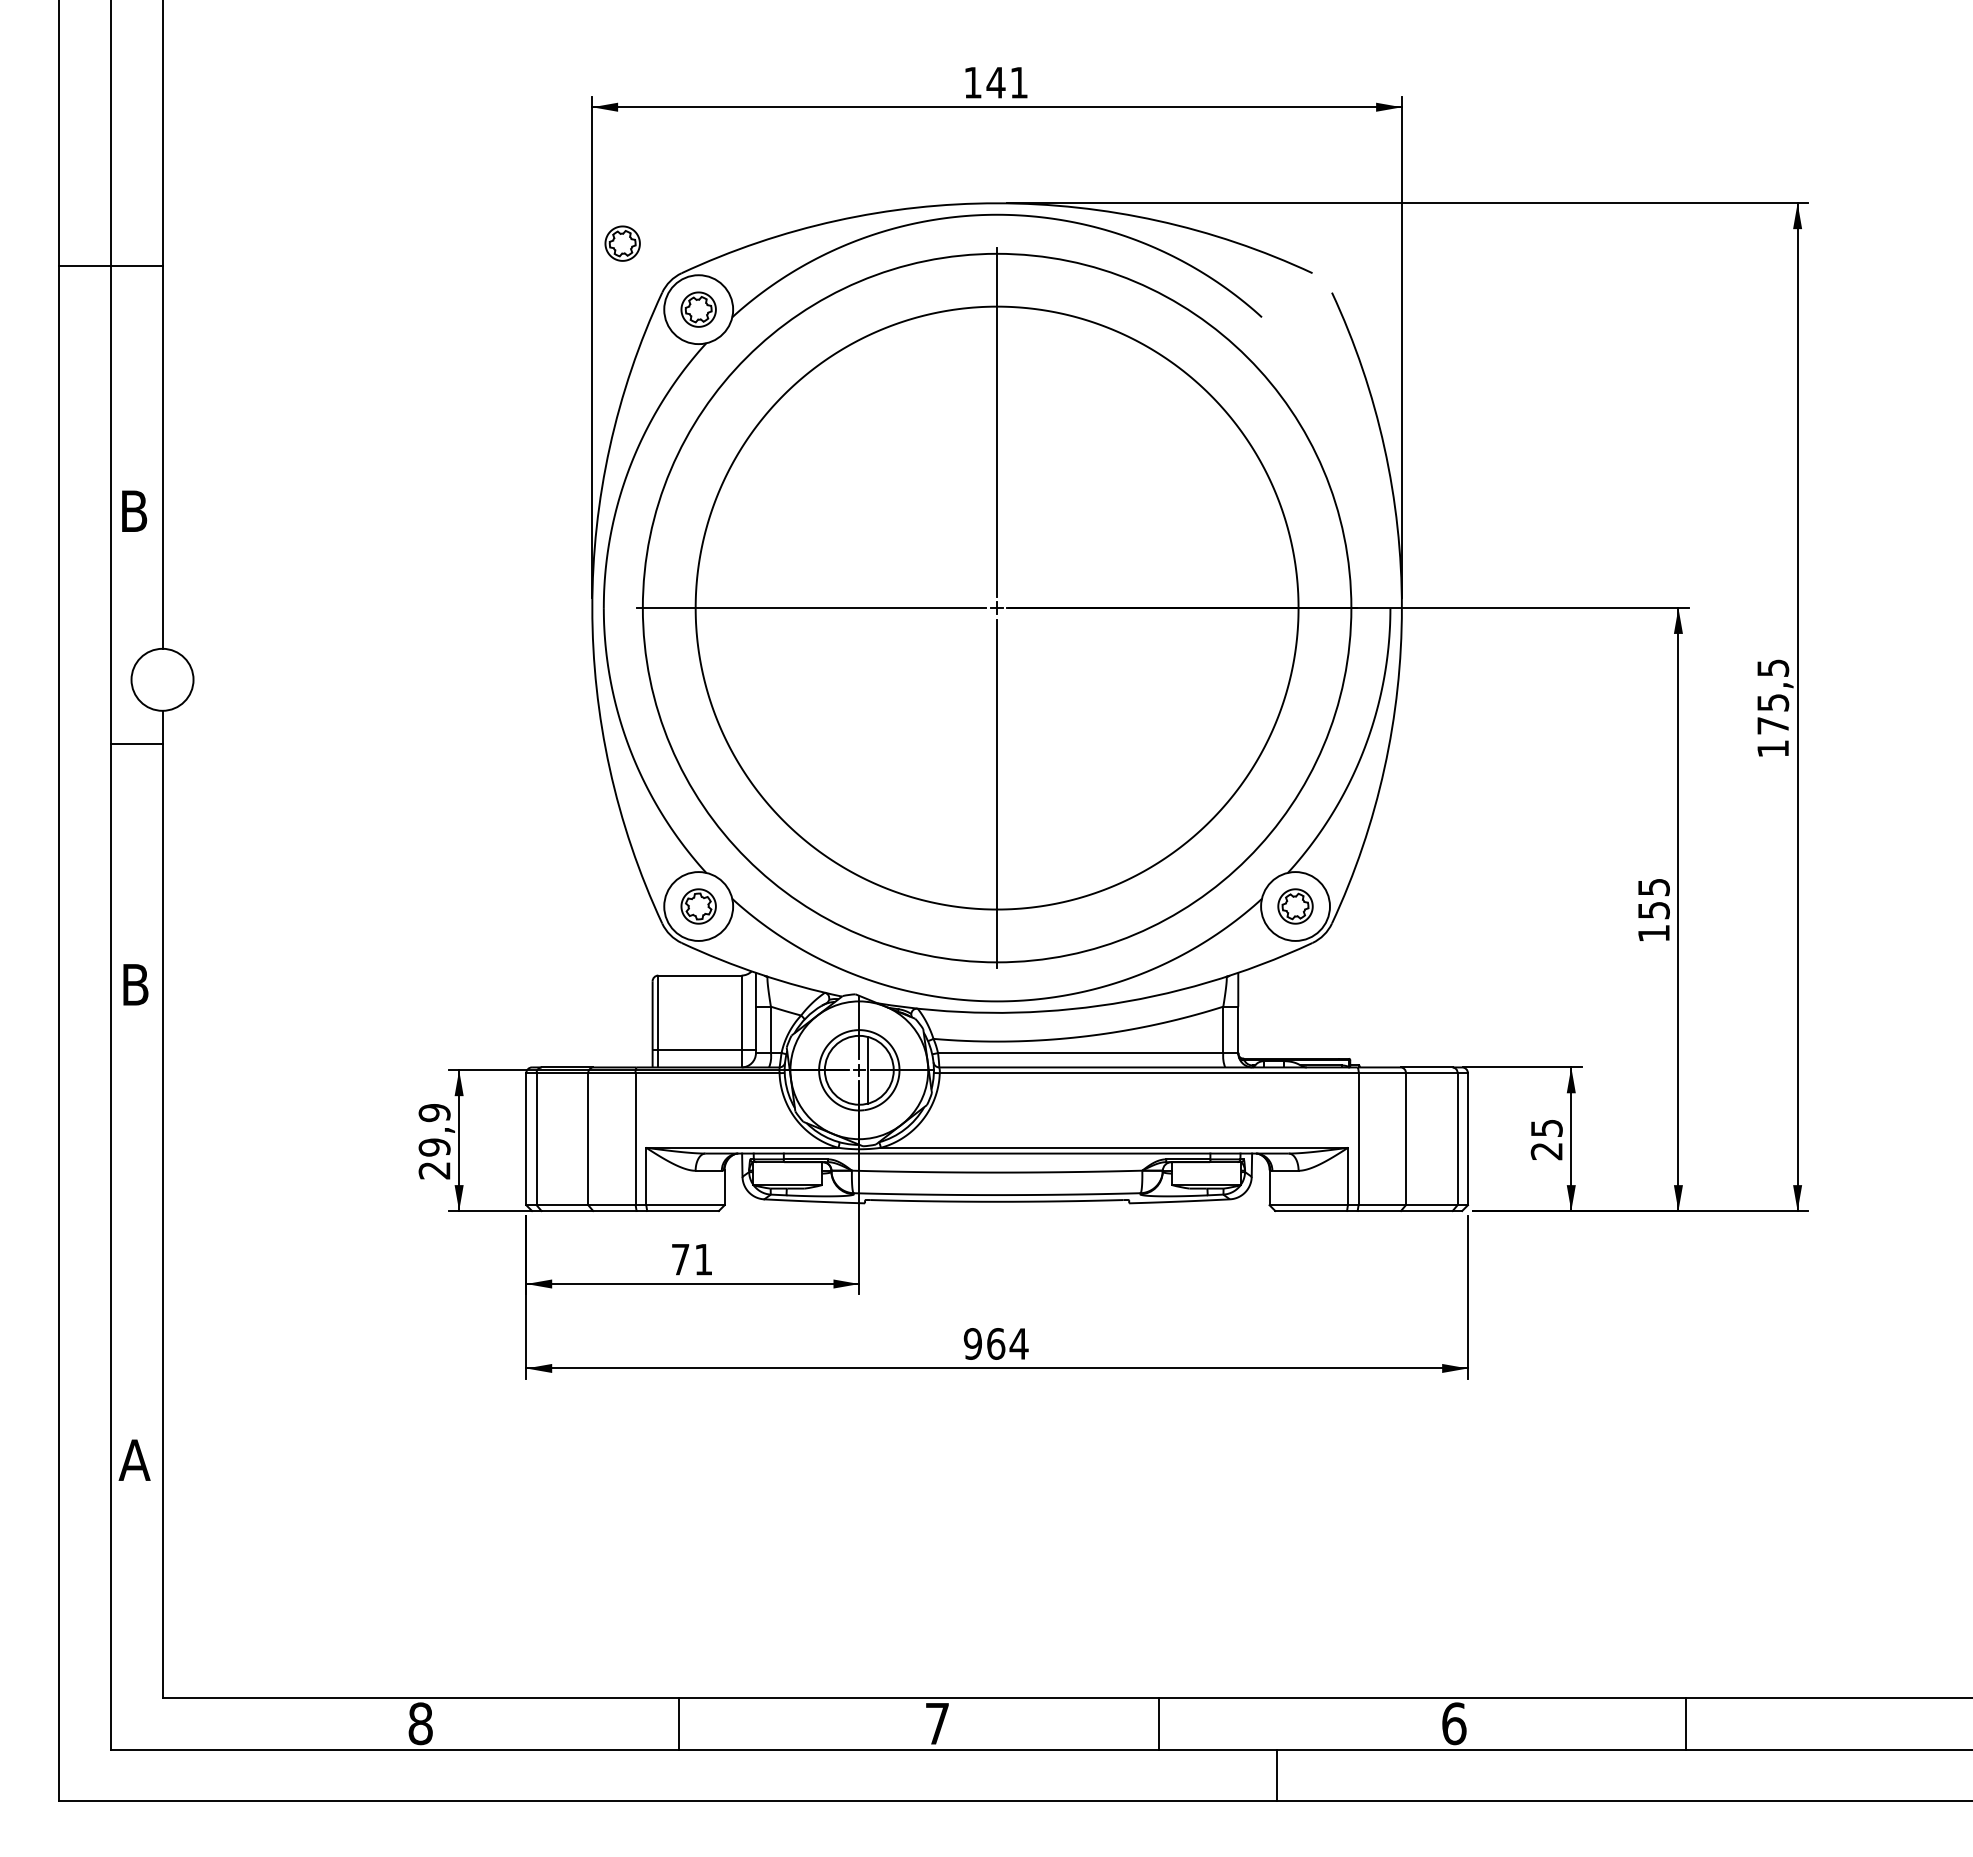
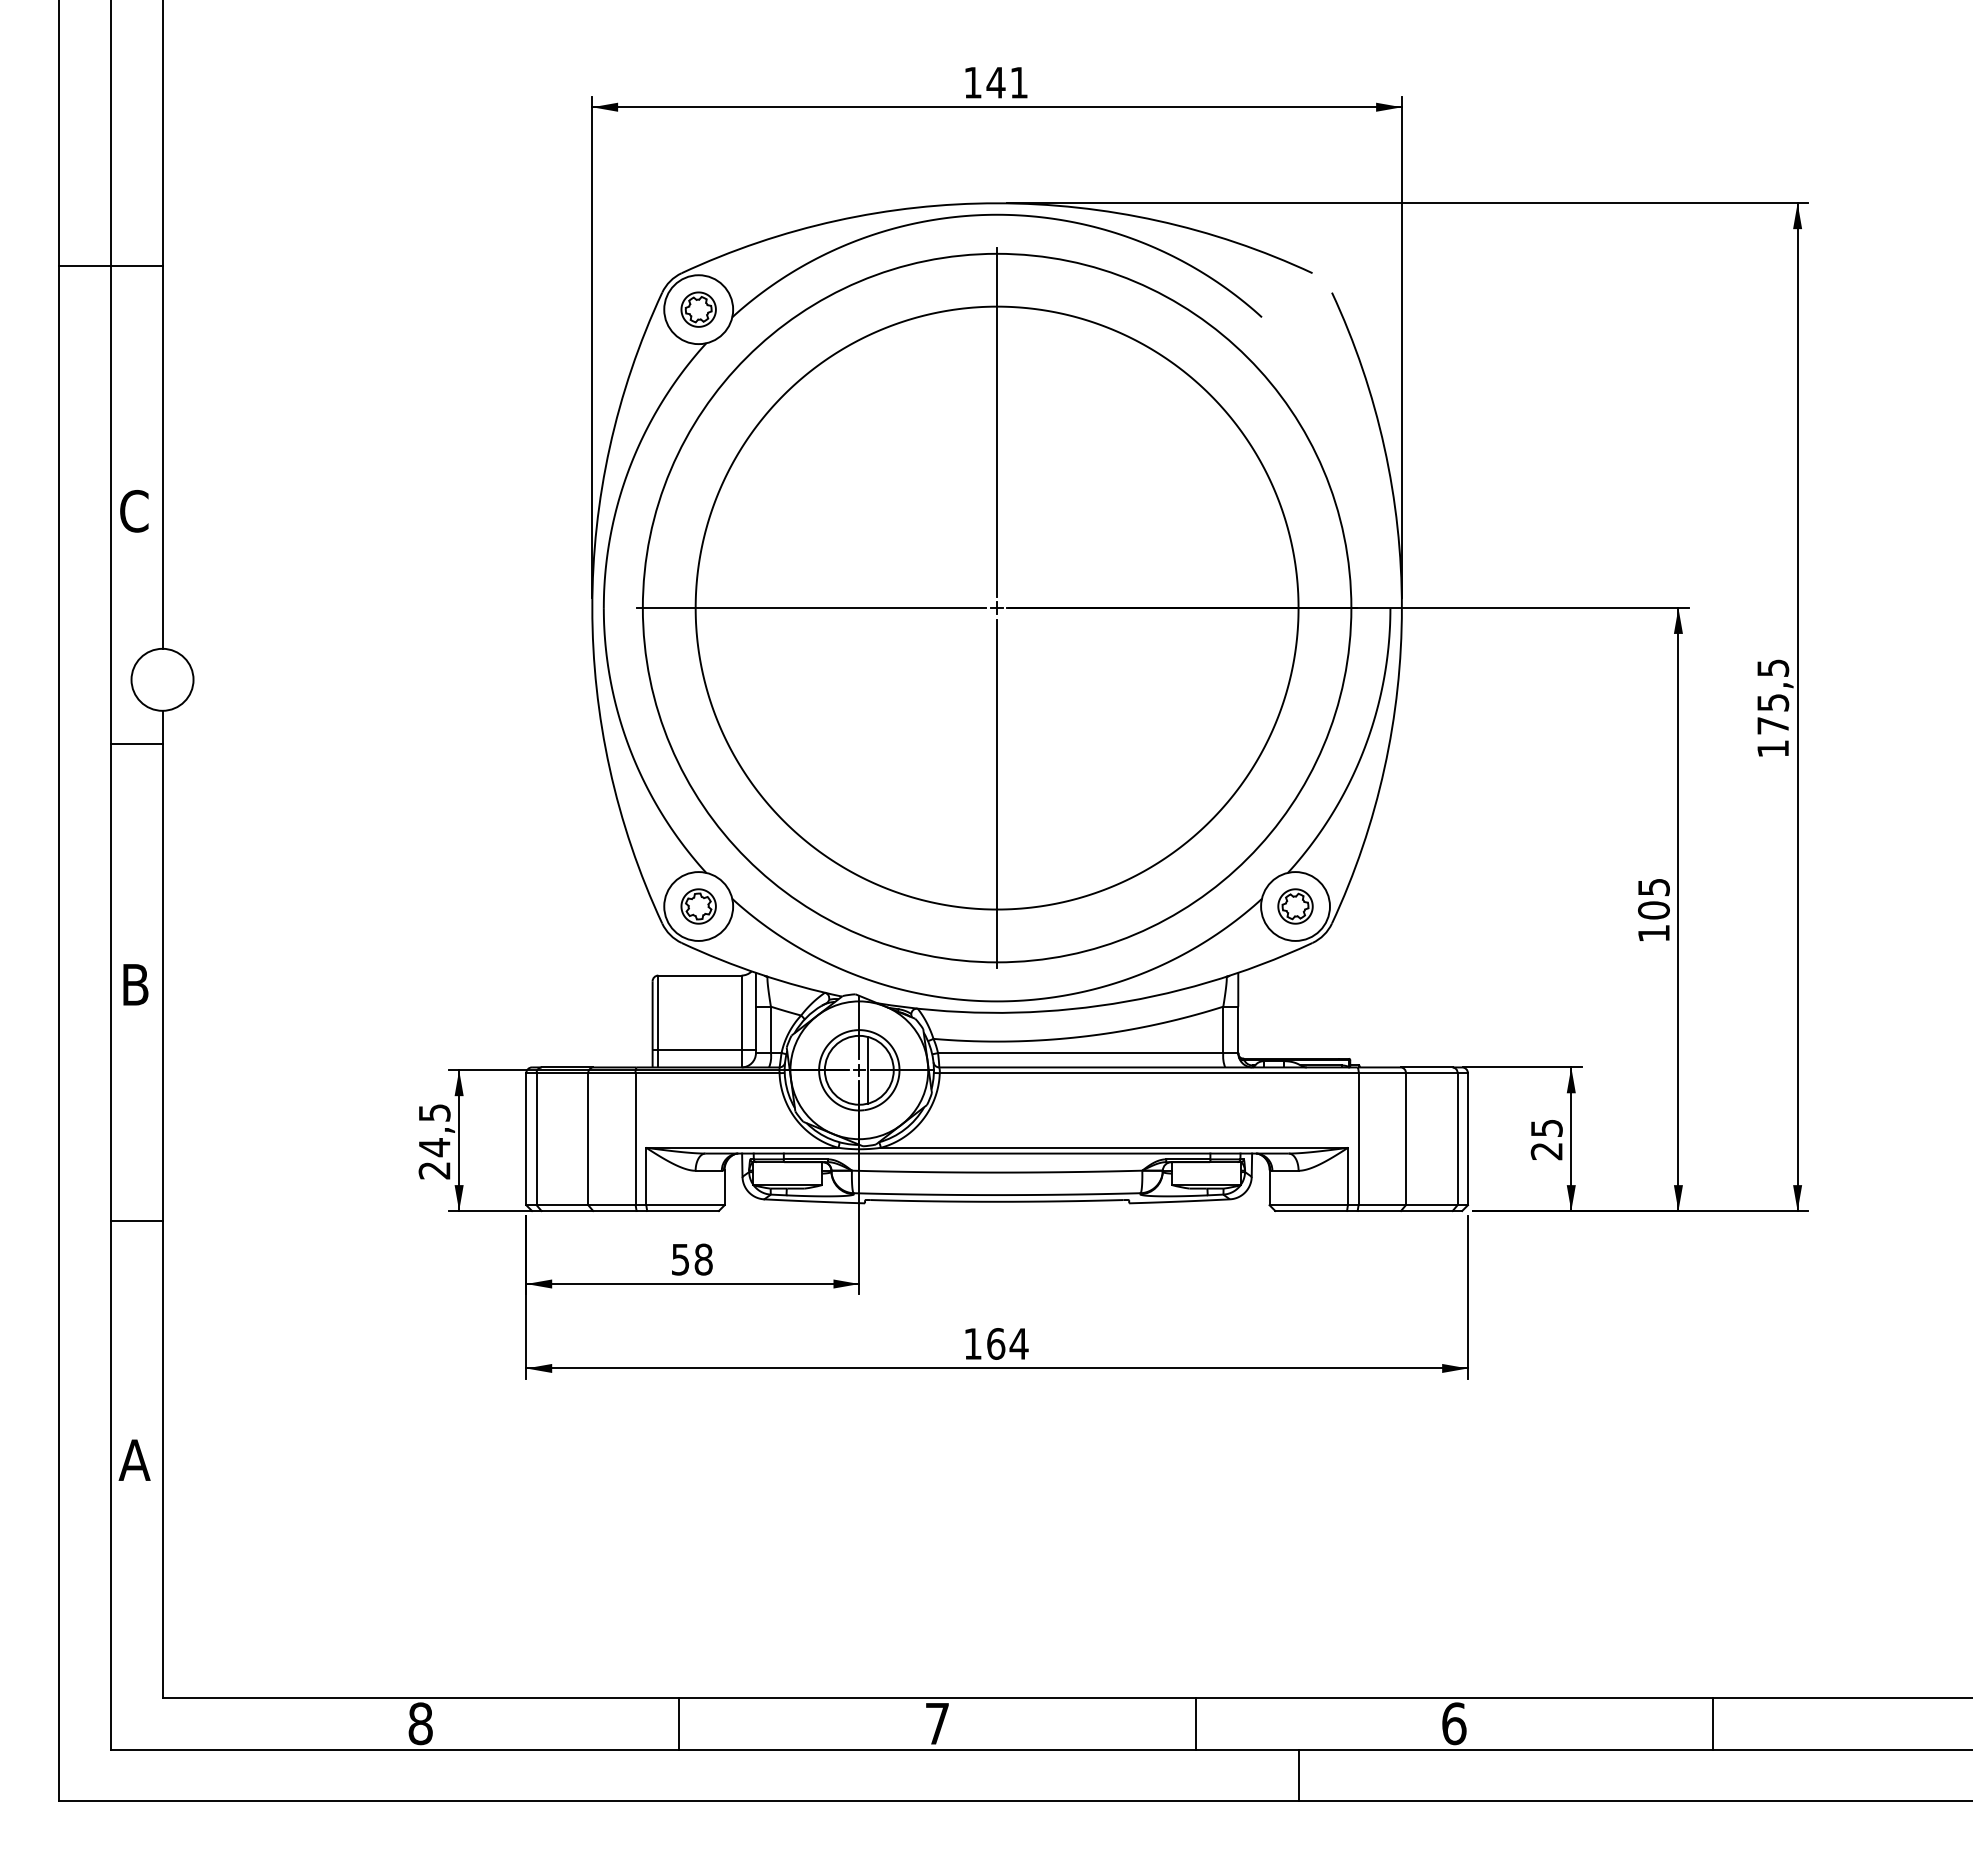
part: present -> none (622, 243)
text: B -> C (134, 510)
text: 155 -> 105 (1653, 910)
text: 29,9 -> 24,5 (434, 1130)
line: none -> present (136, 1220)
text: 71 -> 58 (692, 1259)
text: 964 -> 164 (972, 1343)
line position: (1159, 1723) -> (1196, 1723) (1196, 1723)
line position: (1685, 1723) -> (1712, 1723) (1712, 1723)
line position: (1277, 1775) -> (1299, 1775) (1299, 1775)
